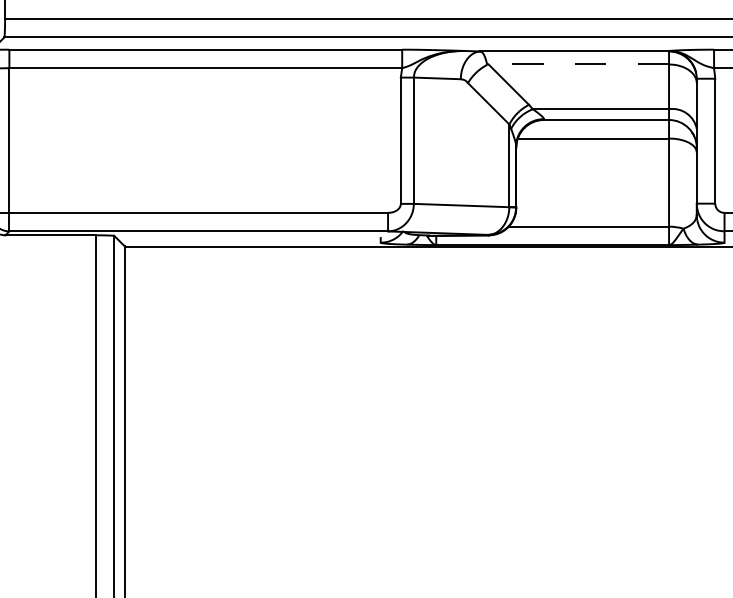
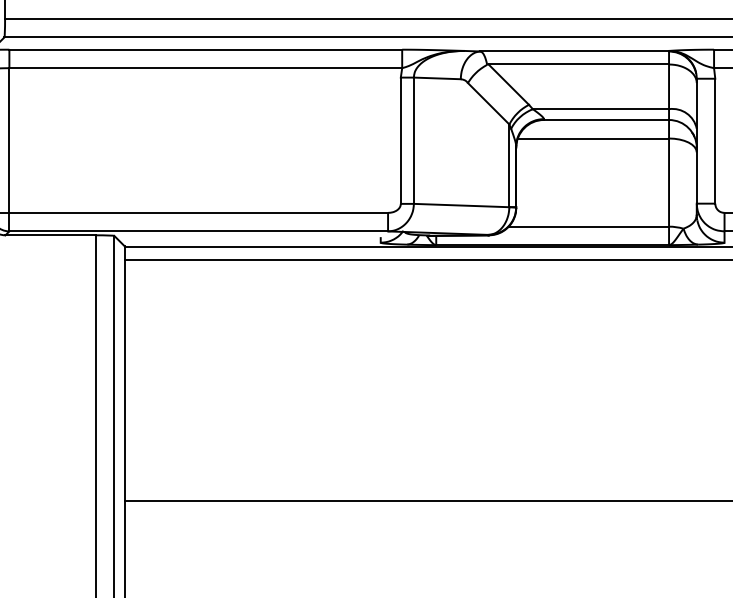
line: dashed -> solid (578, 64)
line: none -> present (426, 259)
line: none -> present (426, 500)
